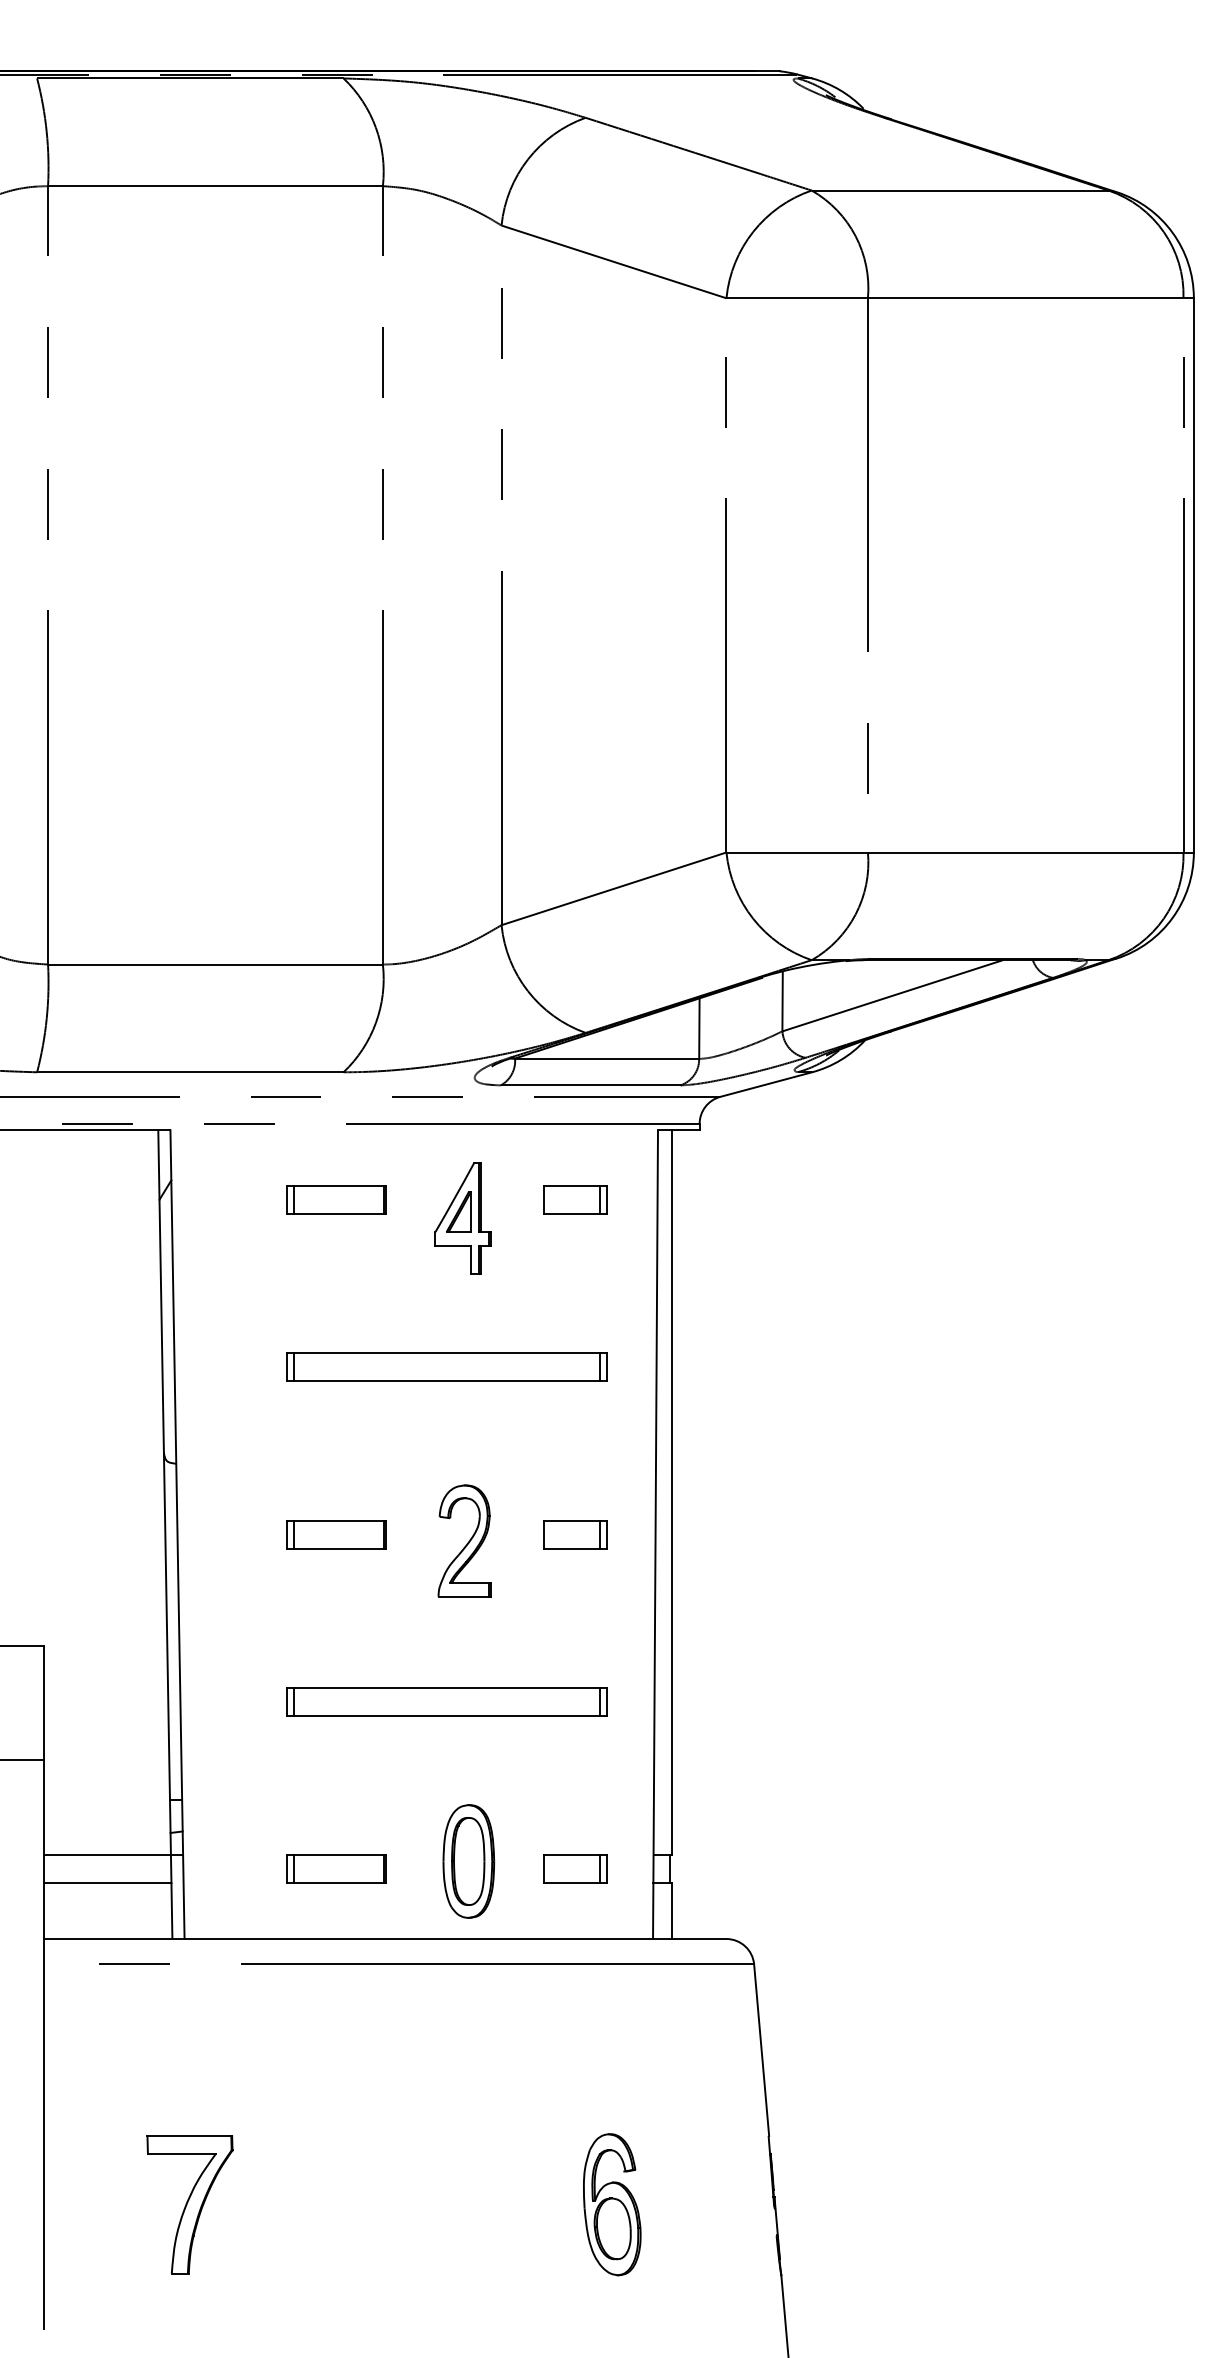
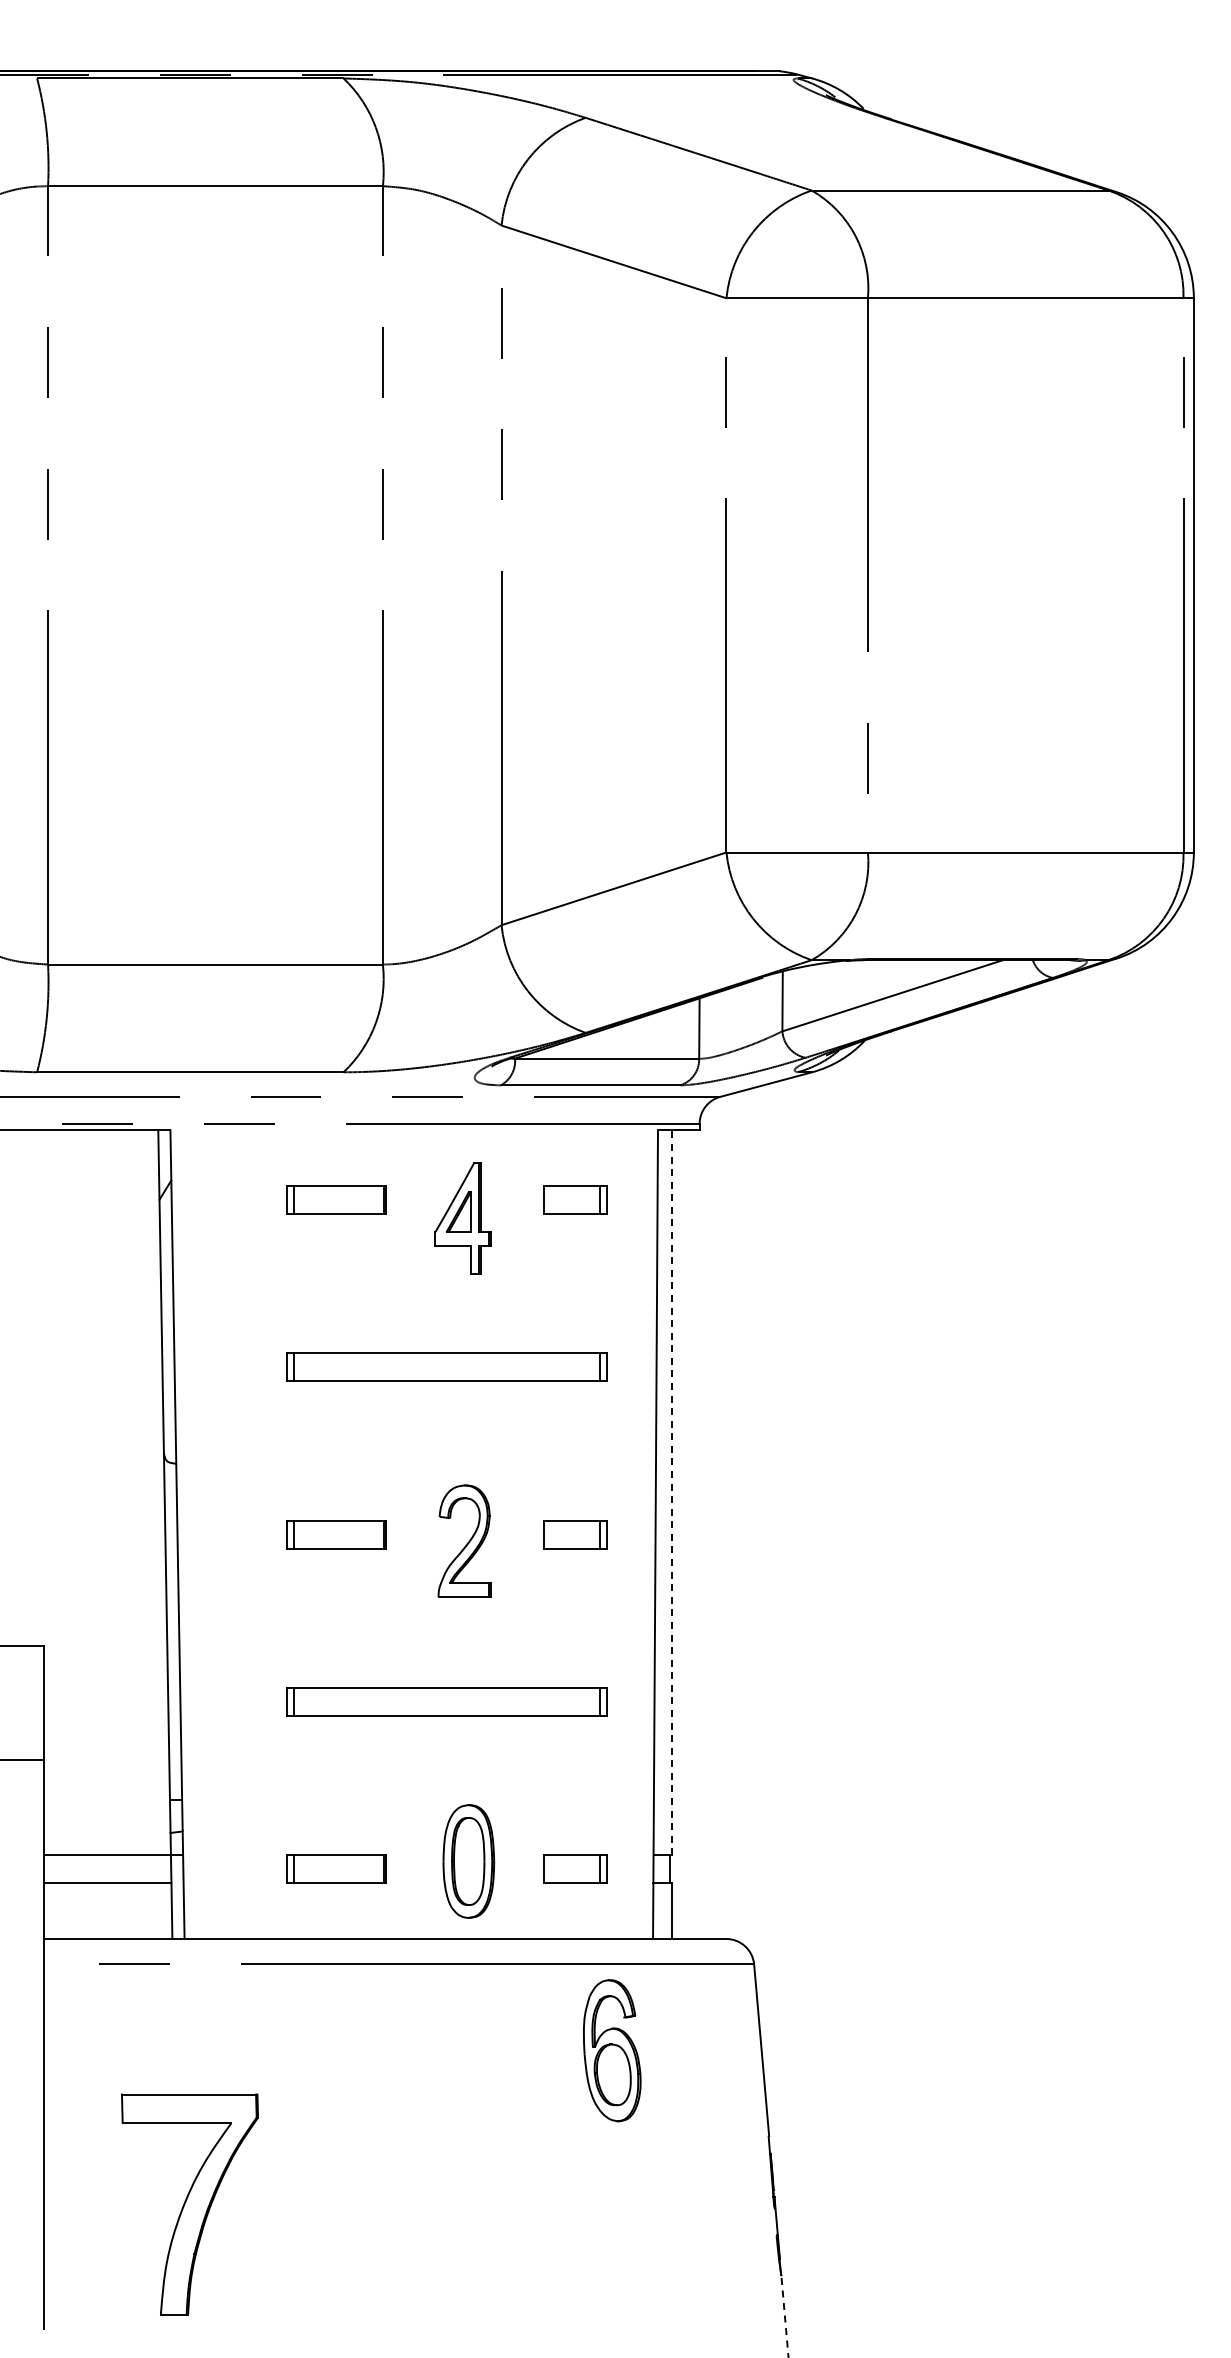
line: solid -> dashed (671, 1492)
part size: 88x140 px -> 138x223 px (189, 2204)
part position: (612, 2204) -> (612, 2050) (612, 2050)
line: solid -> dashed (784, 2315)
